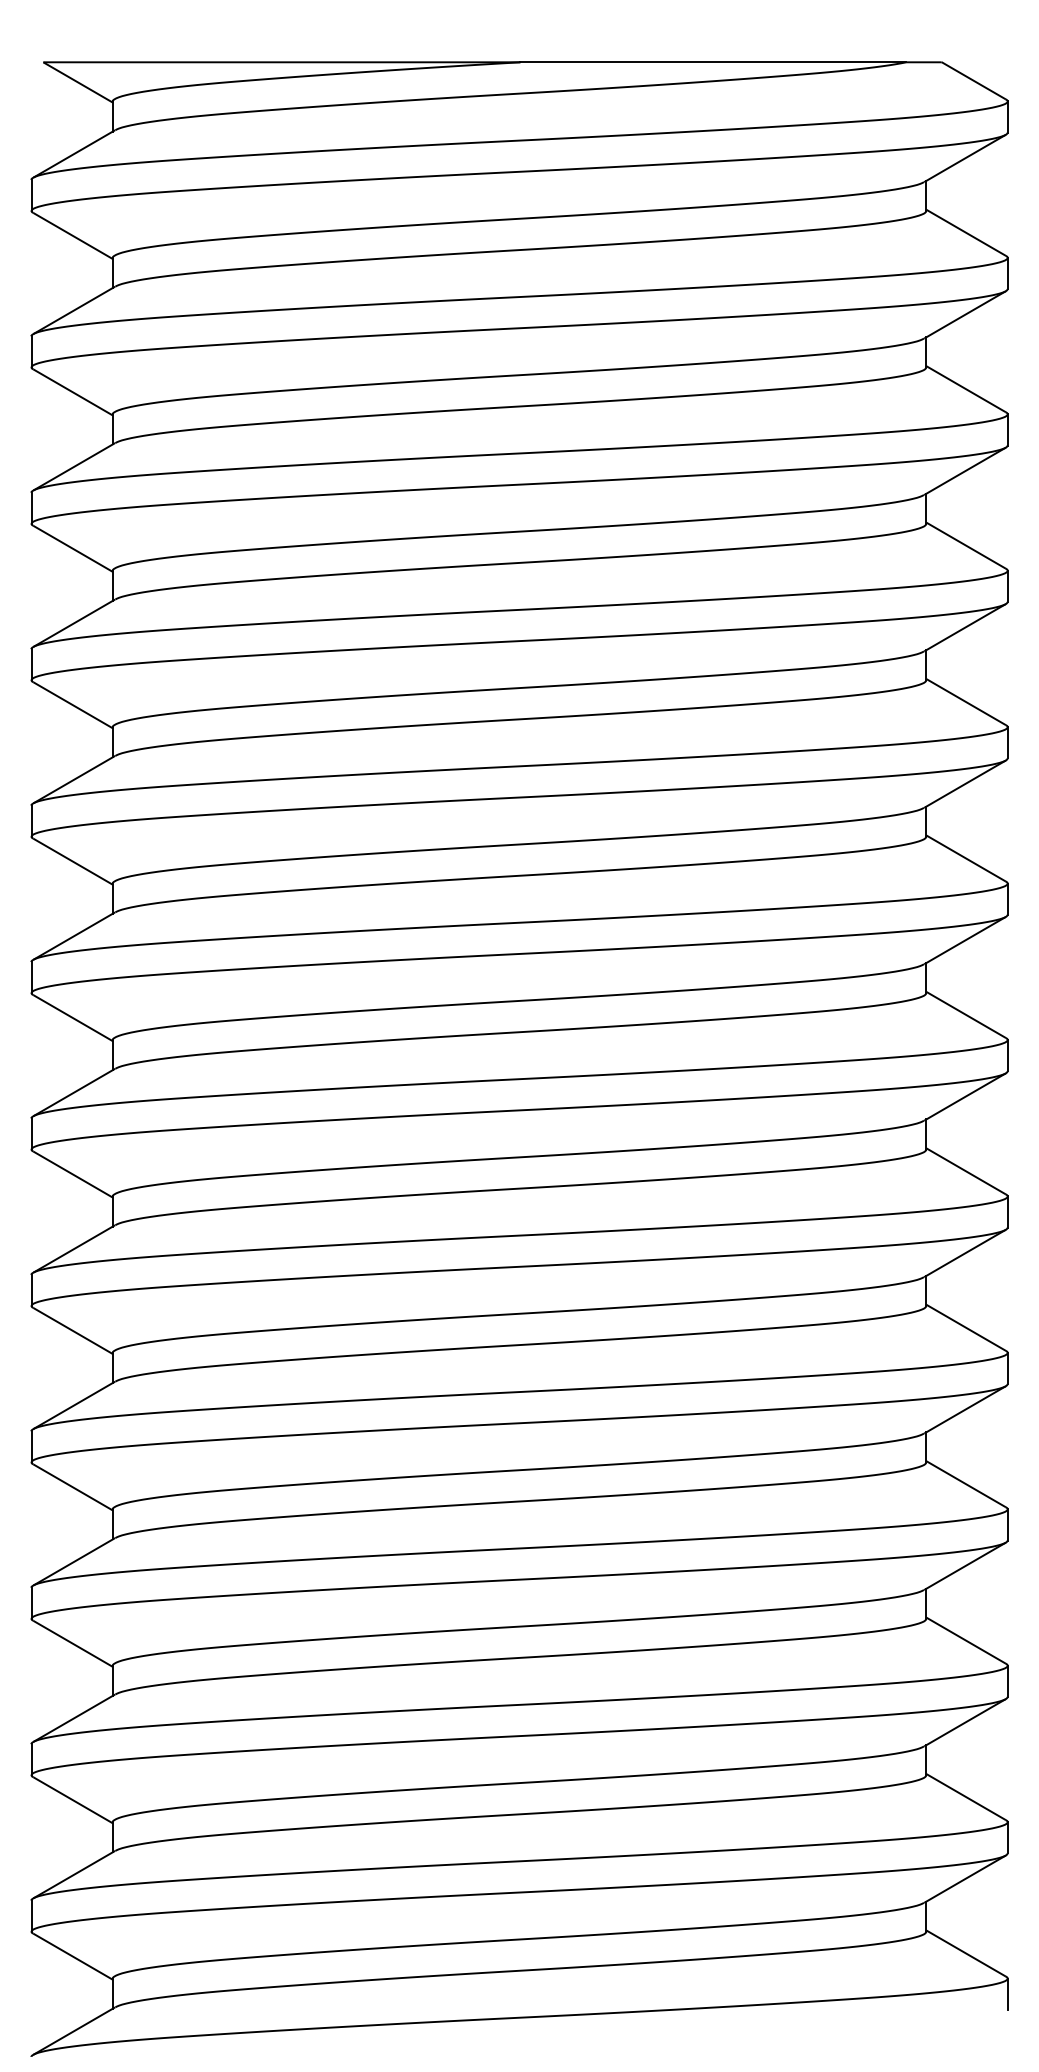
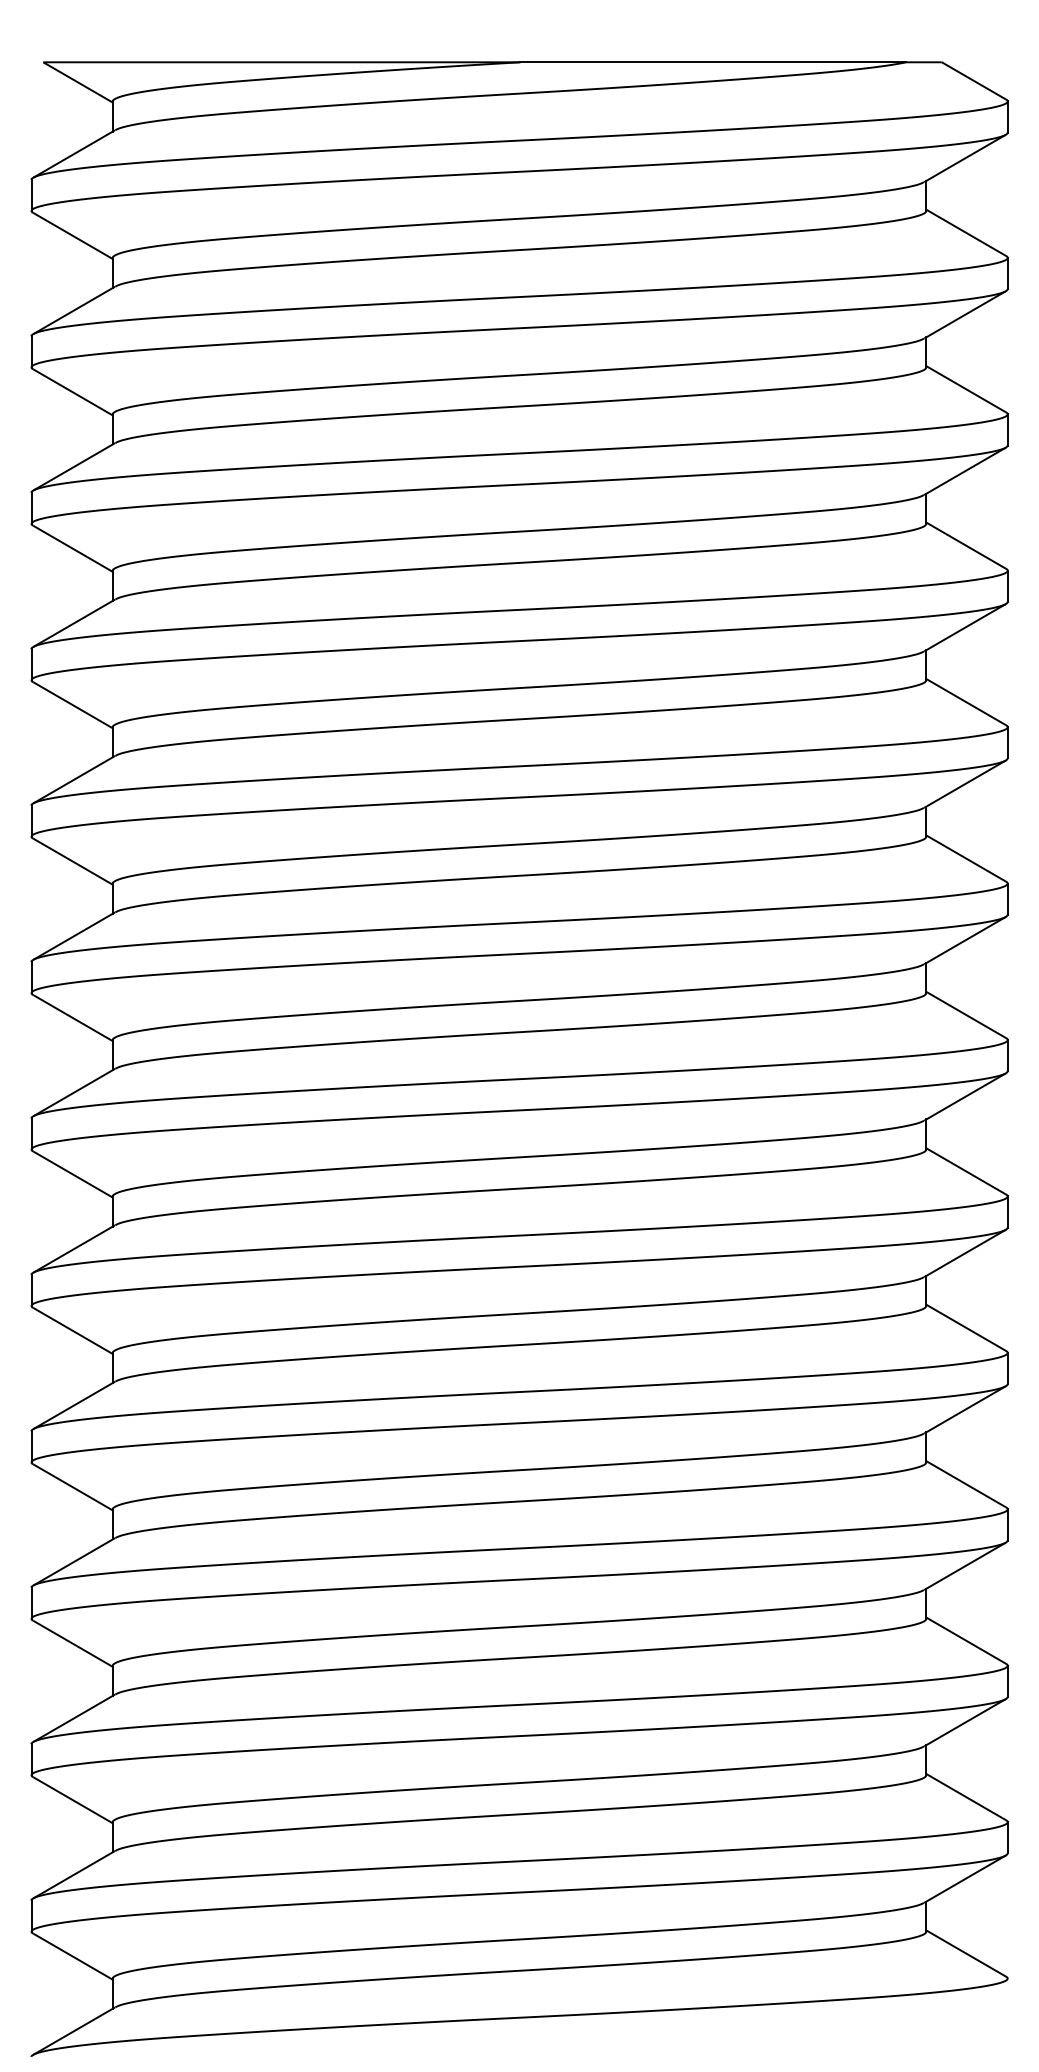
line: present -> none (1007, 1993)
